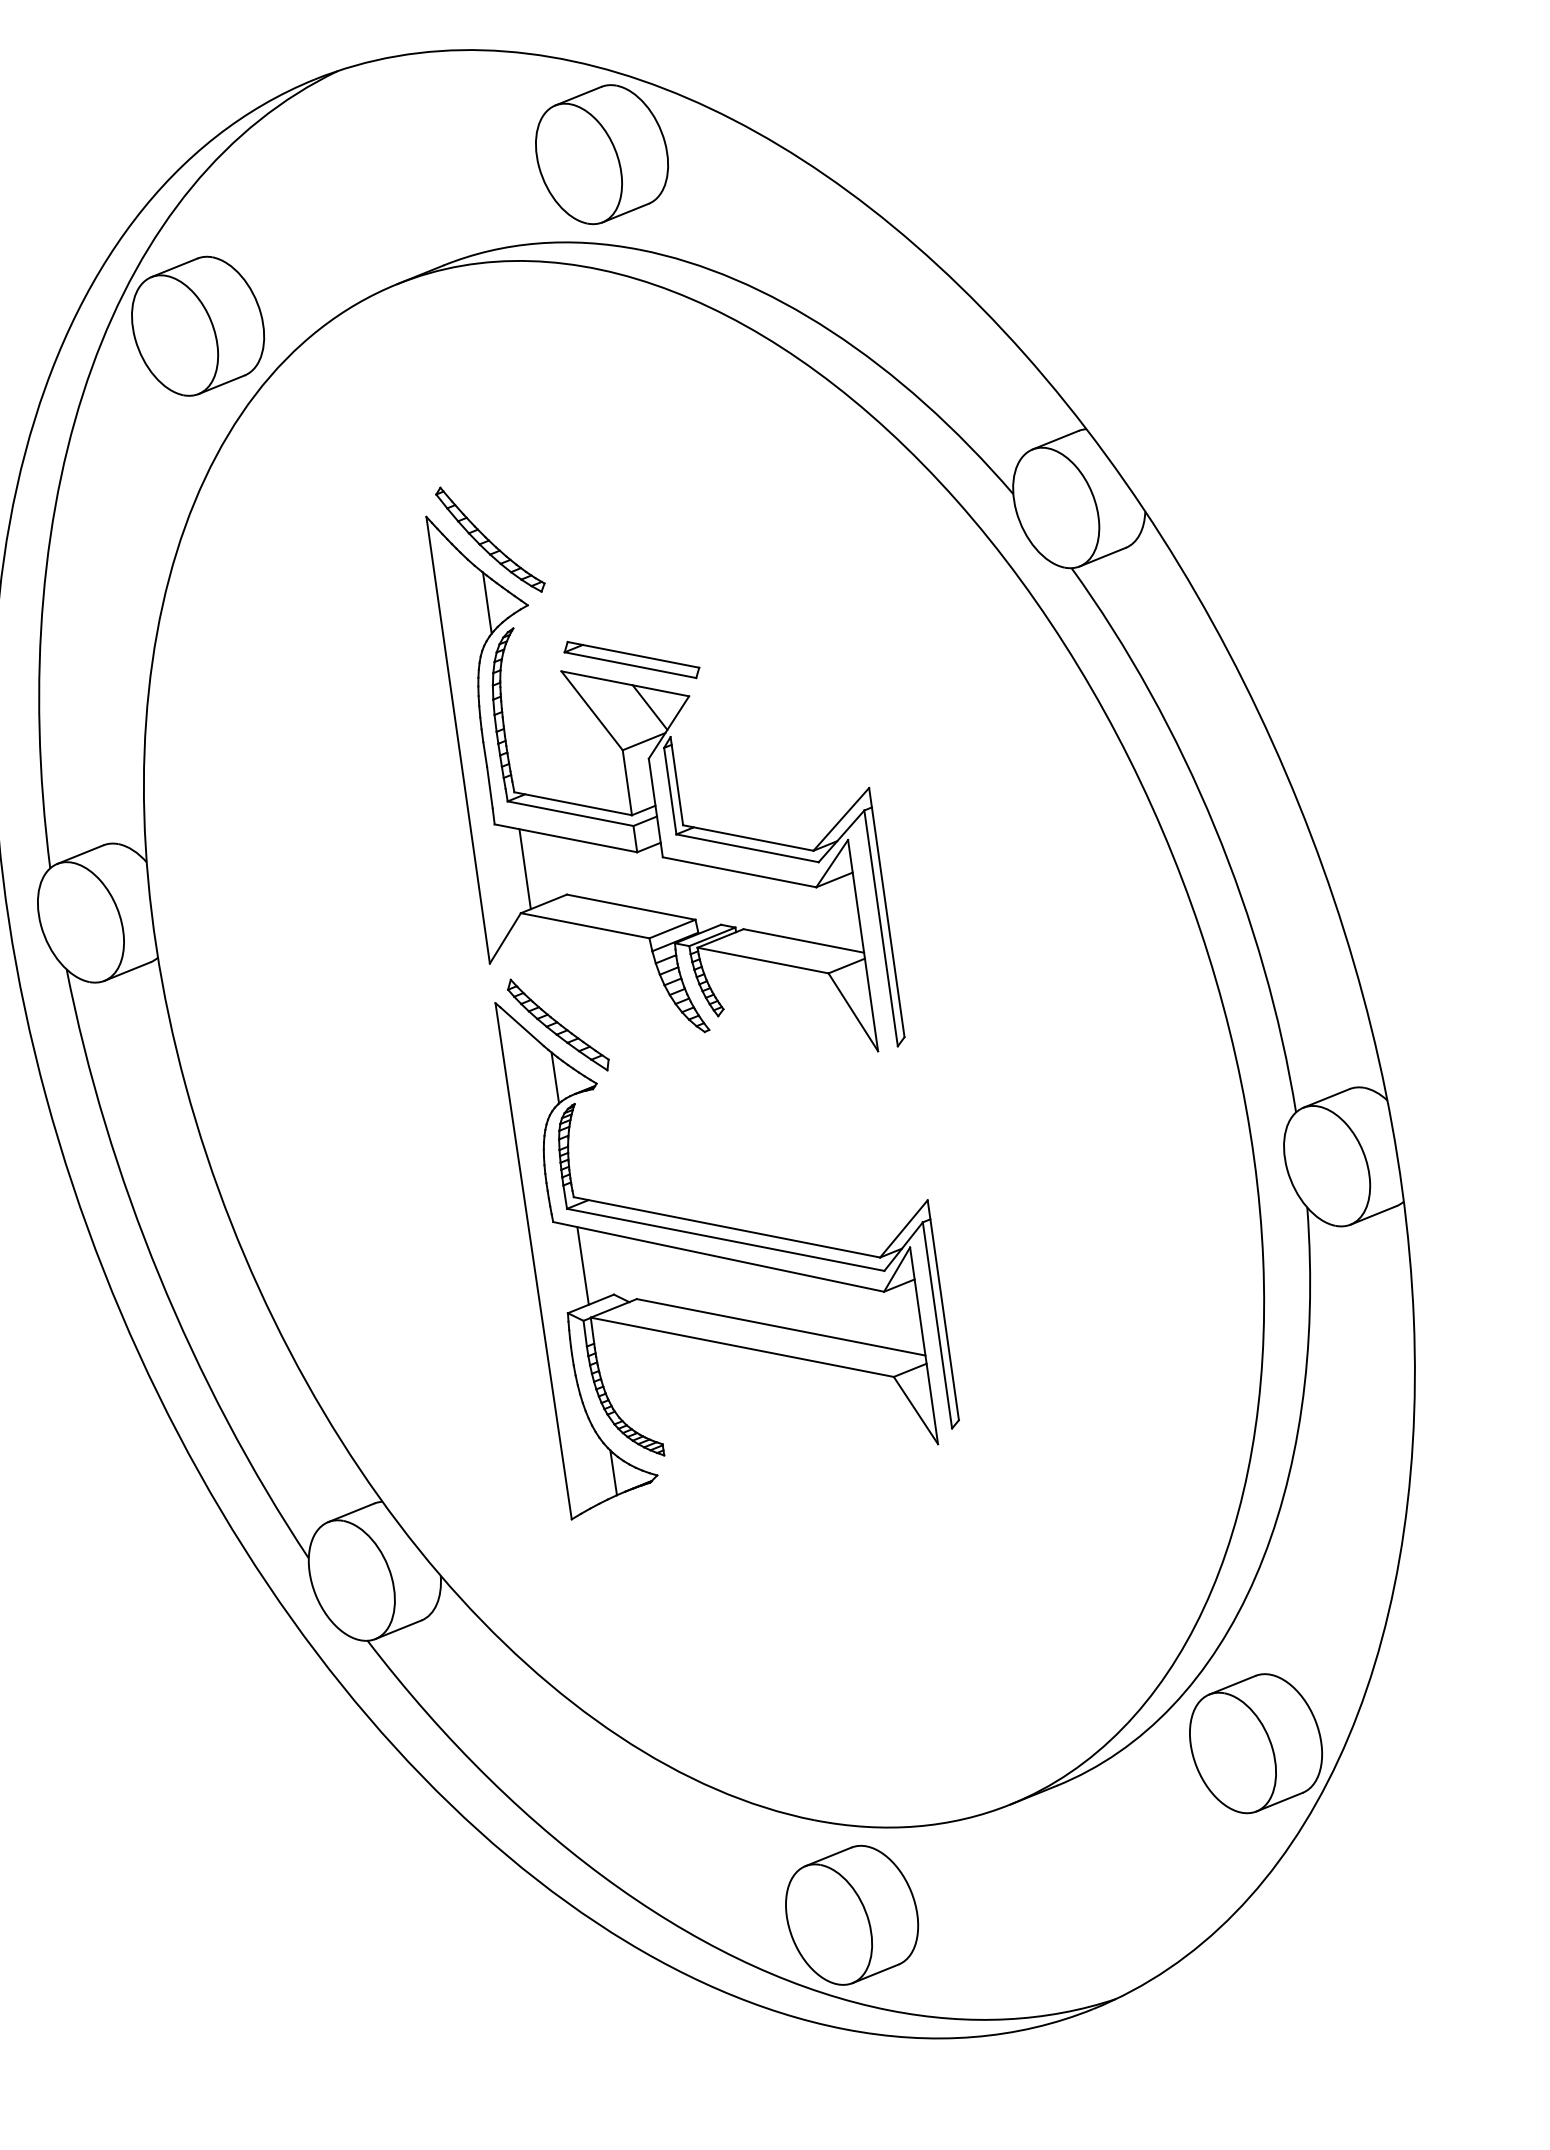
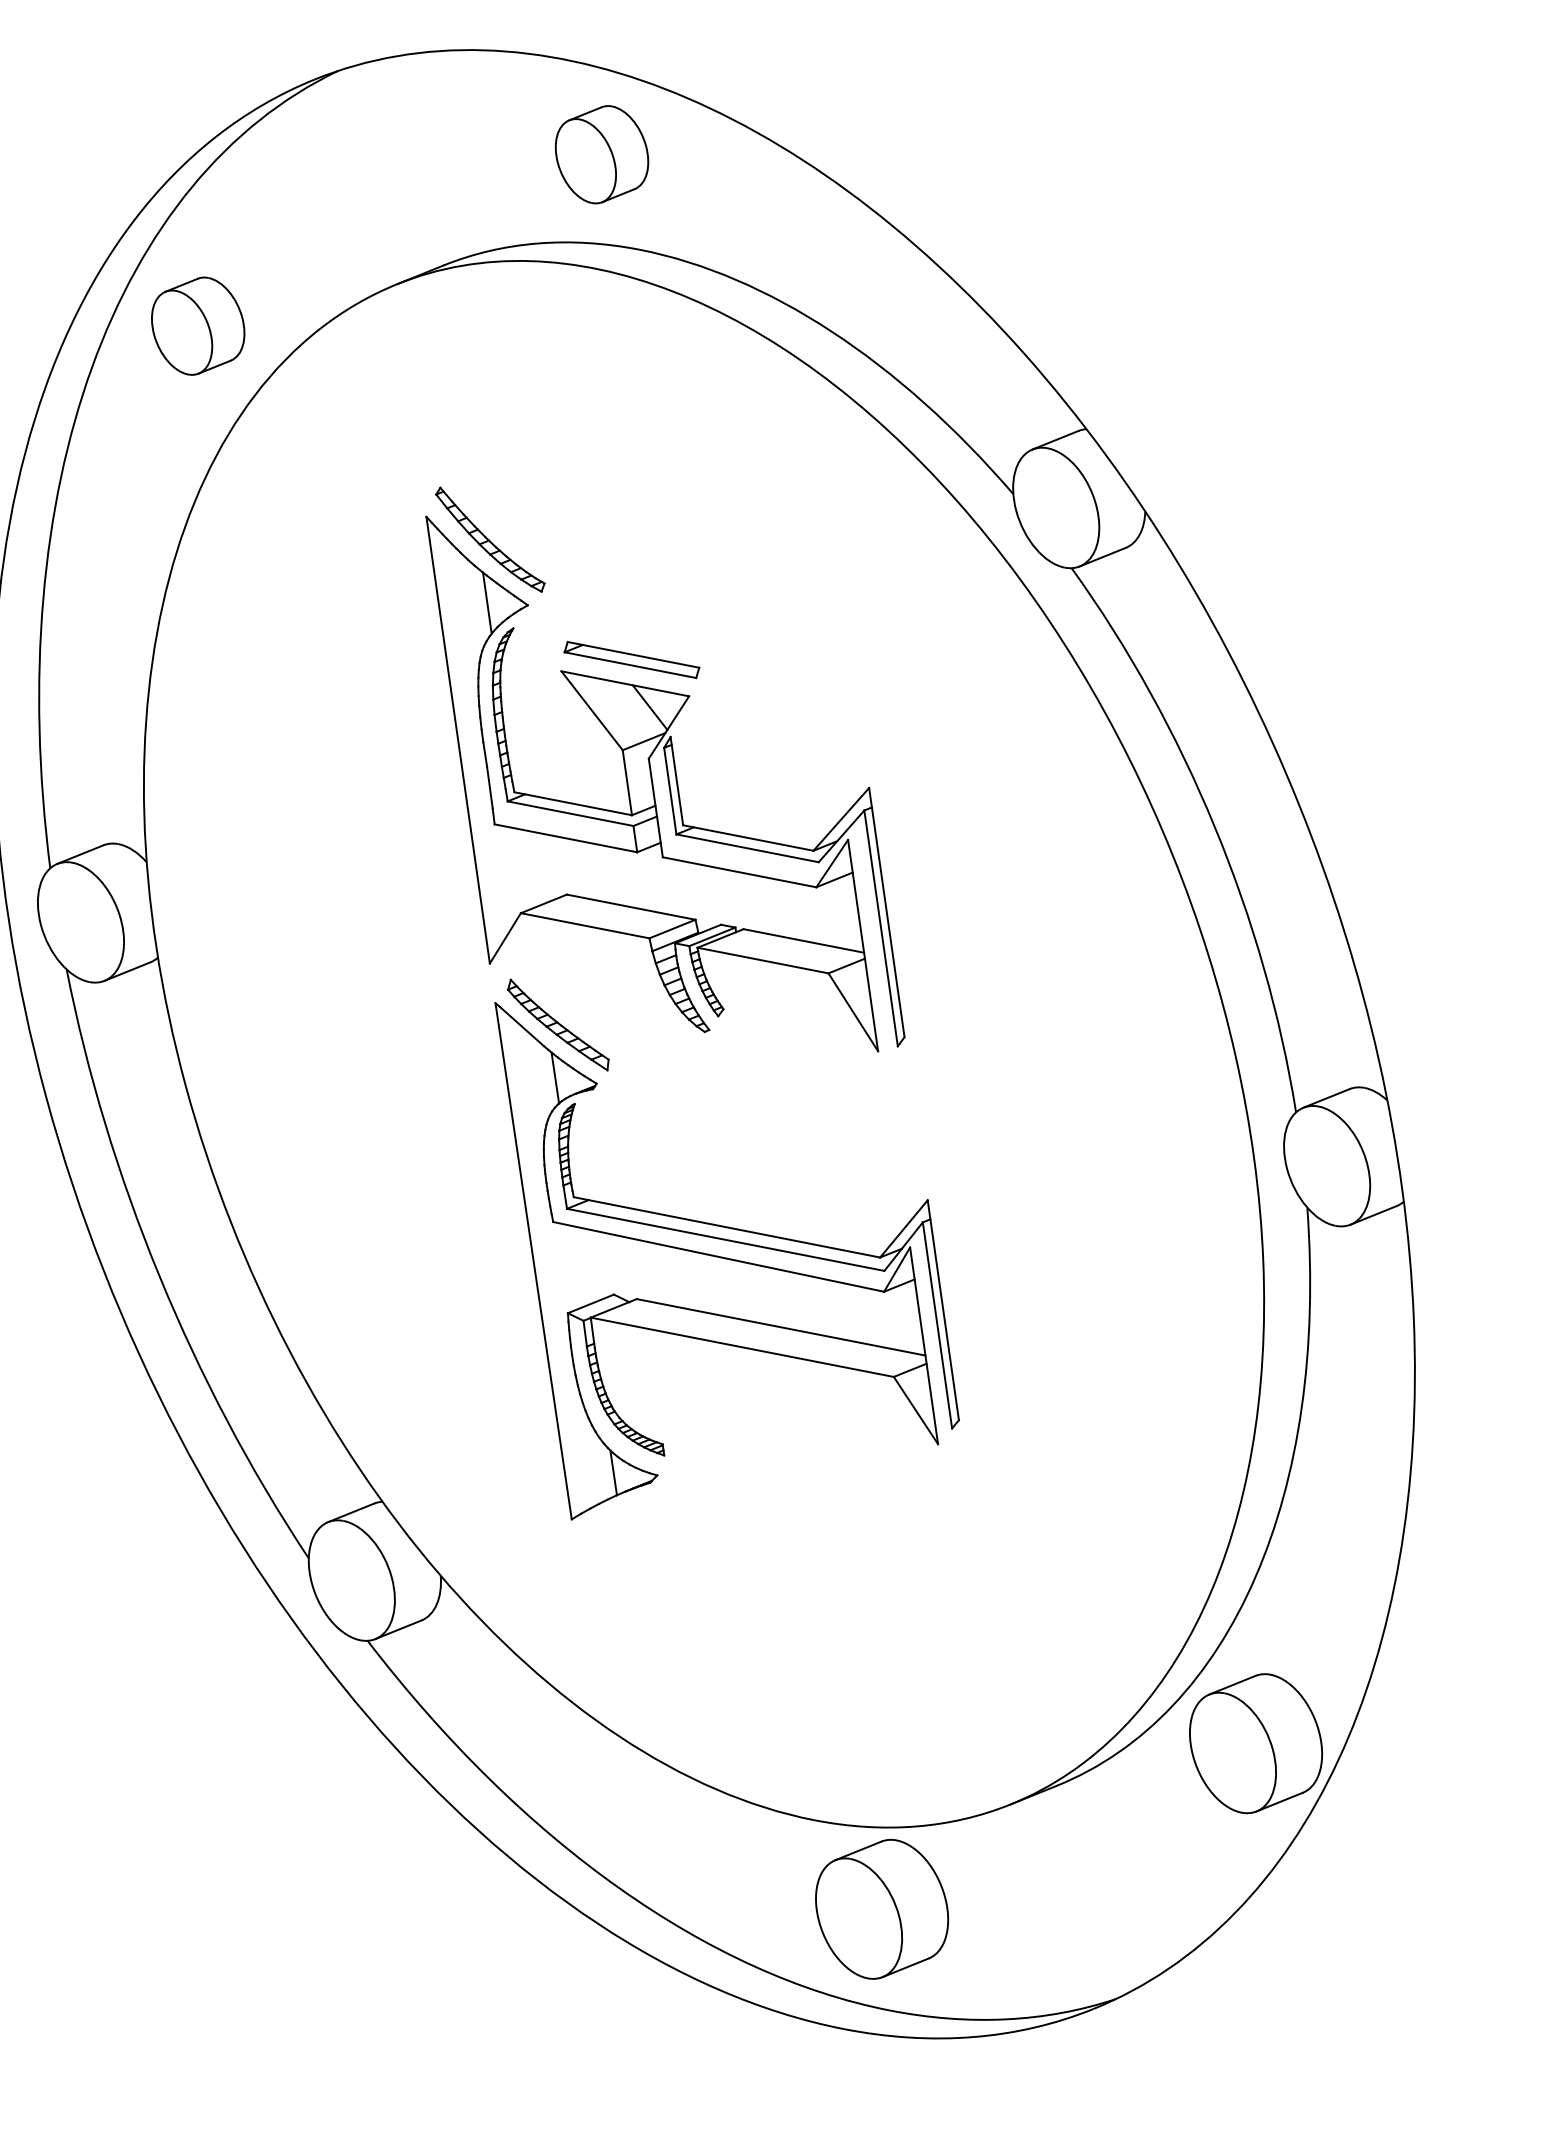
part size: 134x142 px -> 96x100 px (601, 154)
part size: 135x142 px -> 95x100 px (198, 325)
line: present -> none (524, 869)
line: present -> none (582, 1265)
part position: (852, 1914) -> (882, 1908) (882, 1908)
